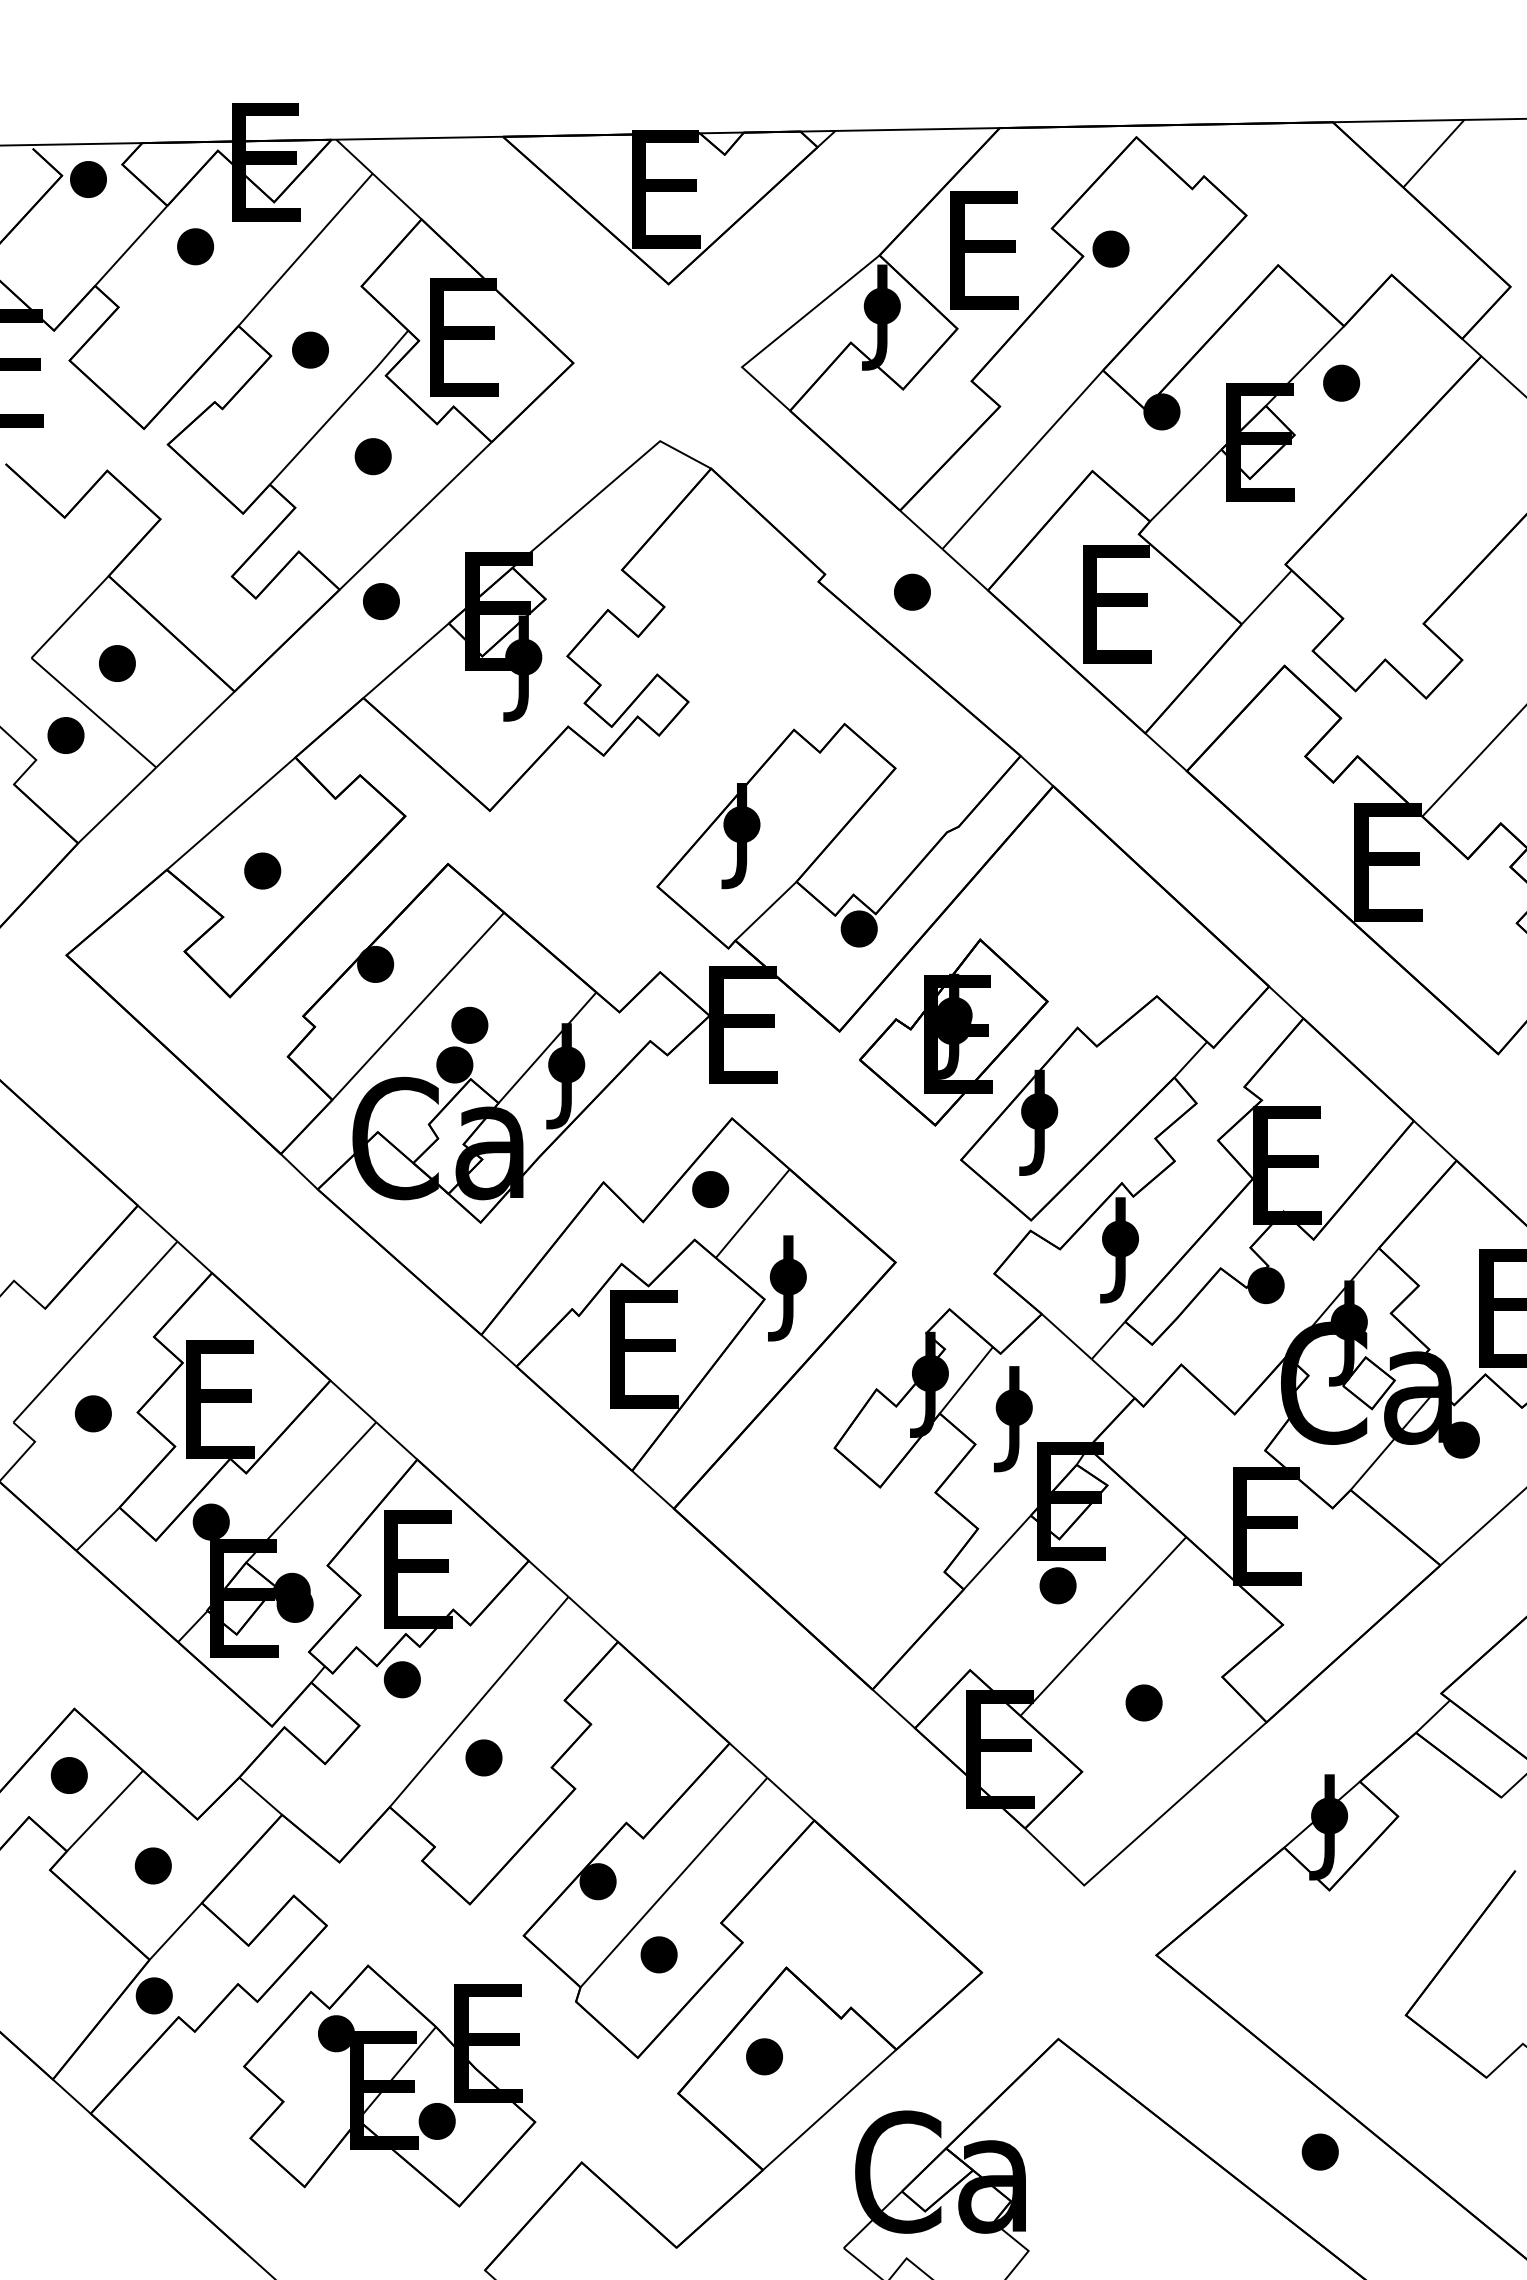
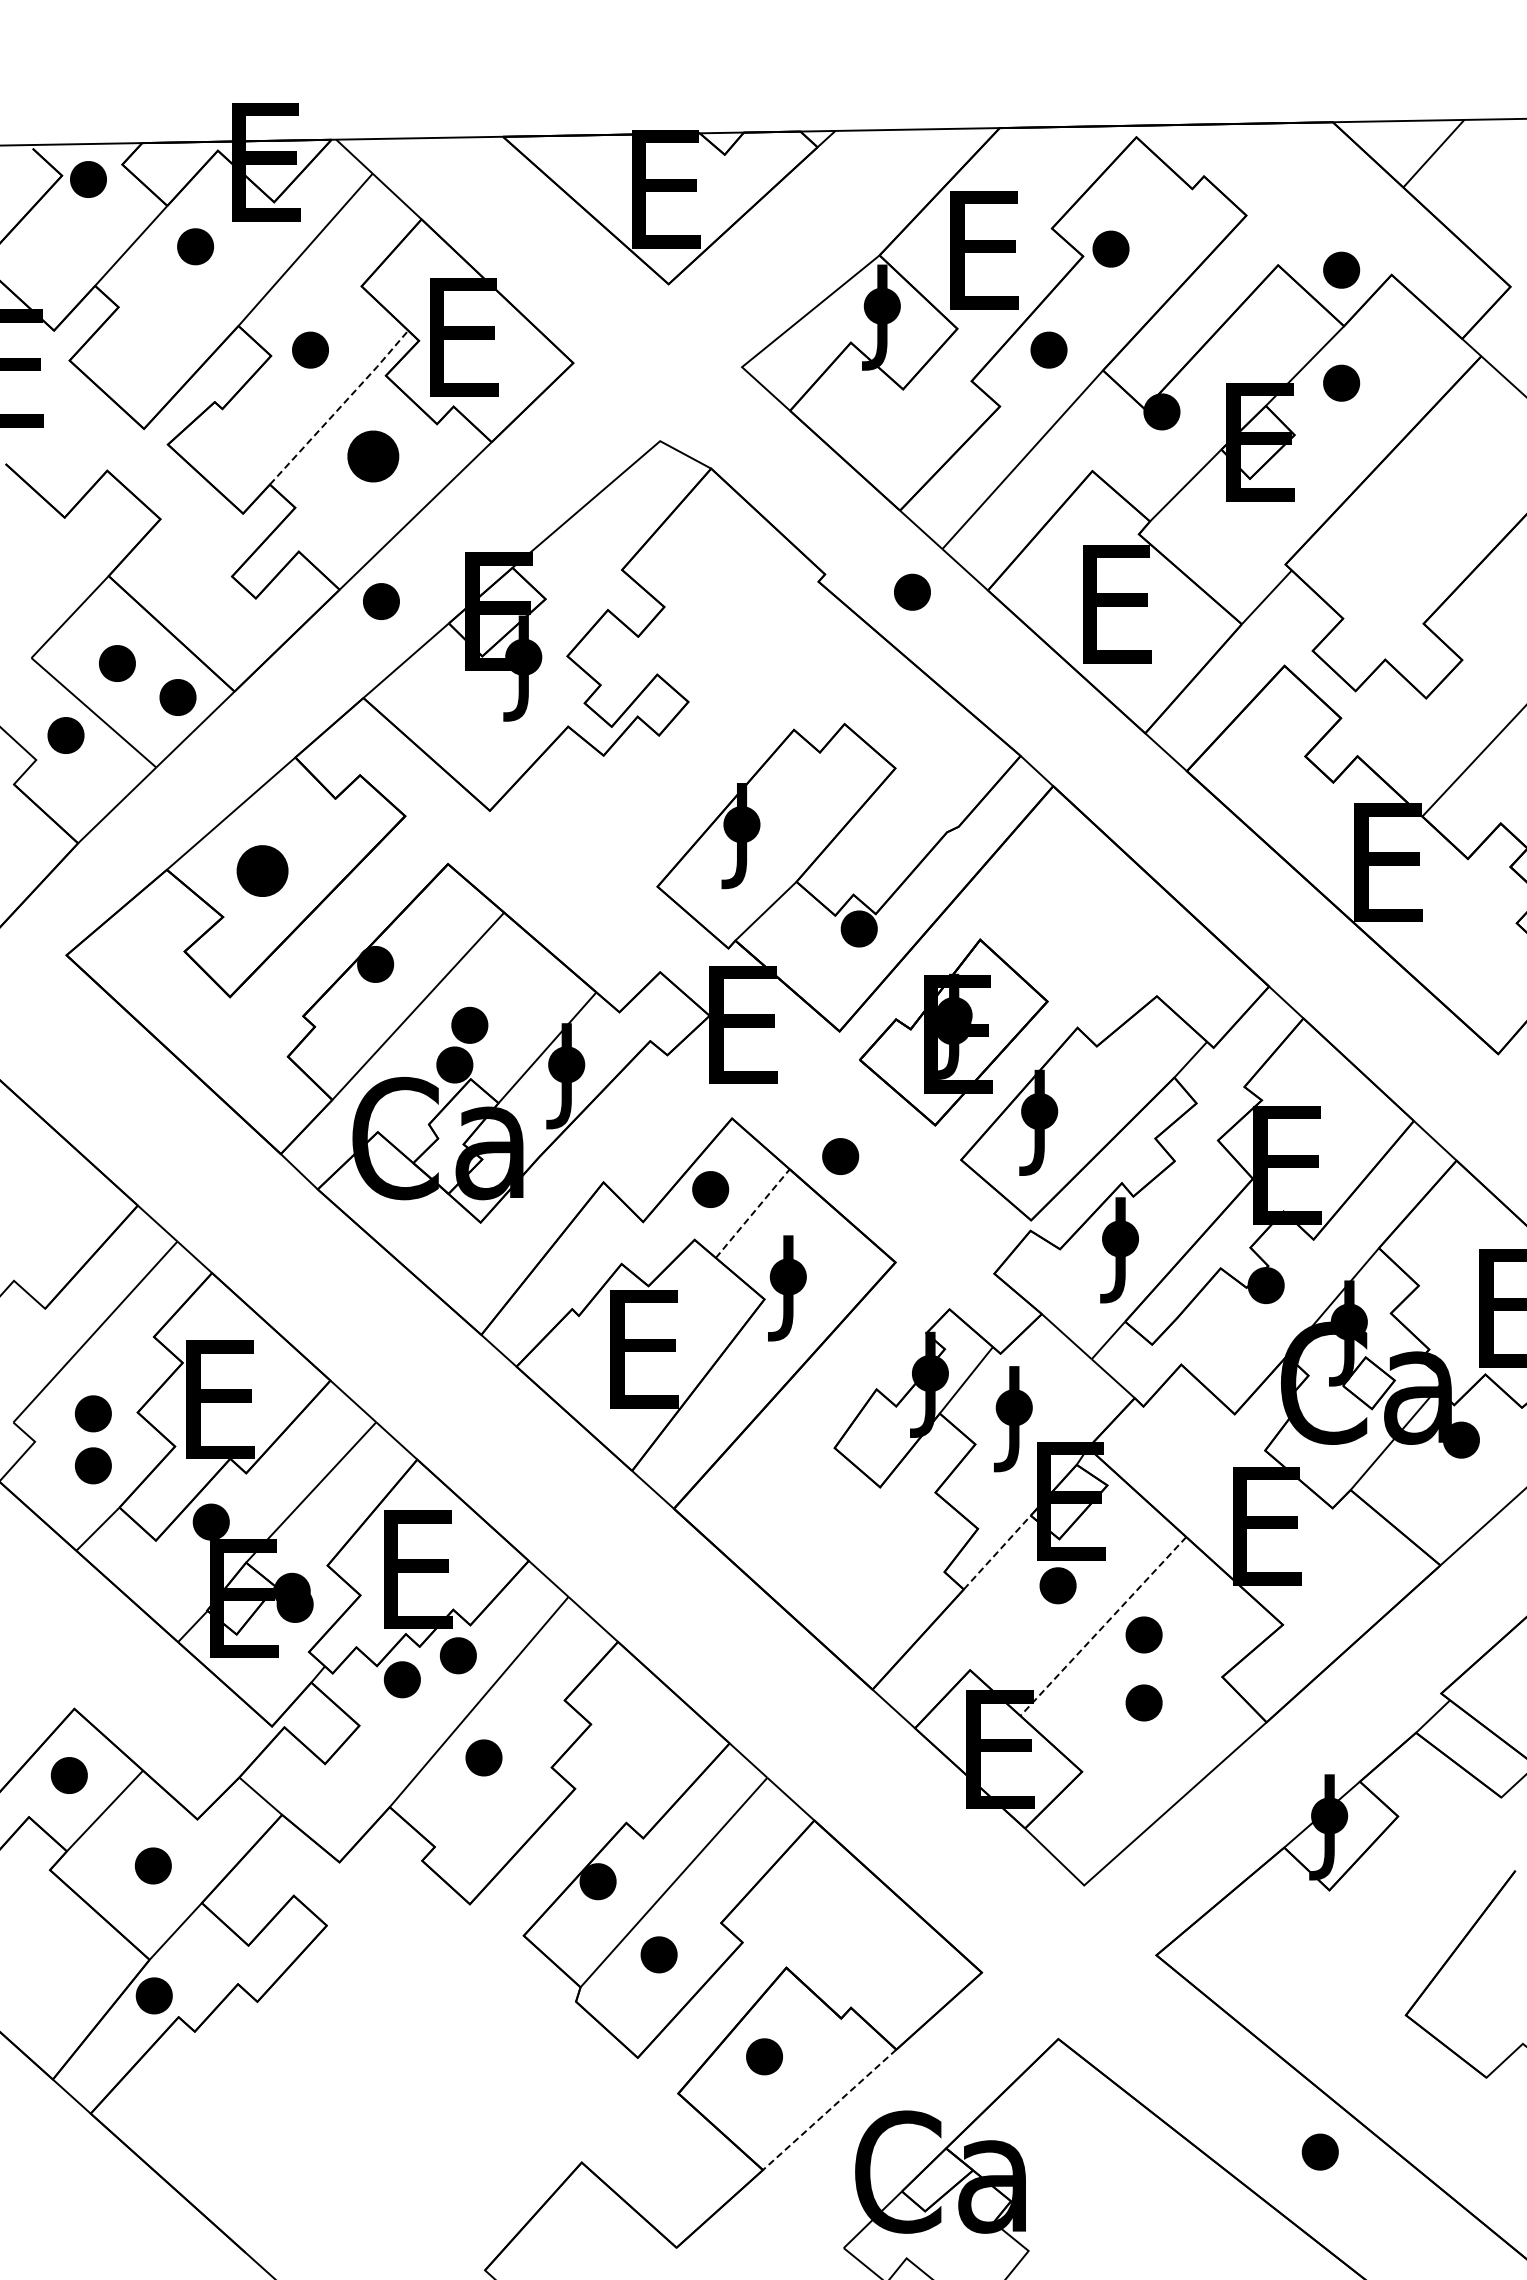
part: none -> present (1341, 269)
part: none -> present (1048, 349)
line: solid -> dashed (340, 407)
part size: 38x38 px -> 53x53 px (373, 456)
part: none -> present (177, 697)
part size: 38x38 px -> 53x52 px (262, 870)
part: none -> present (840, 1156)
line: solid -> dashed (752, 1213)
part: none -> present (93, 1465)
line: solid -> dashed (997, 1552)
line: solid -> dashed (1103, 1626)
part: none -> present (1143, 1634)
part: none -> present (458, 1655)
part: present -> none (389, 2085)
line: solid -> dashed (829, 2109)
